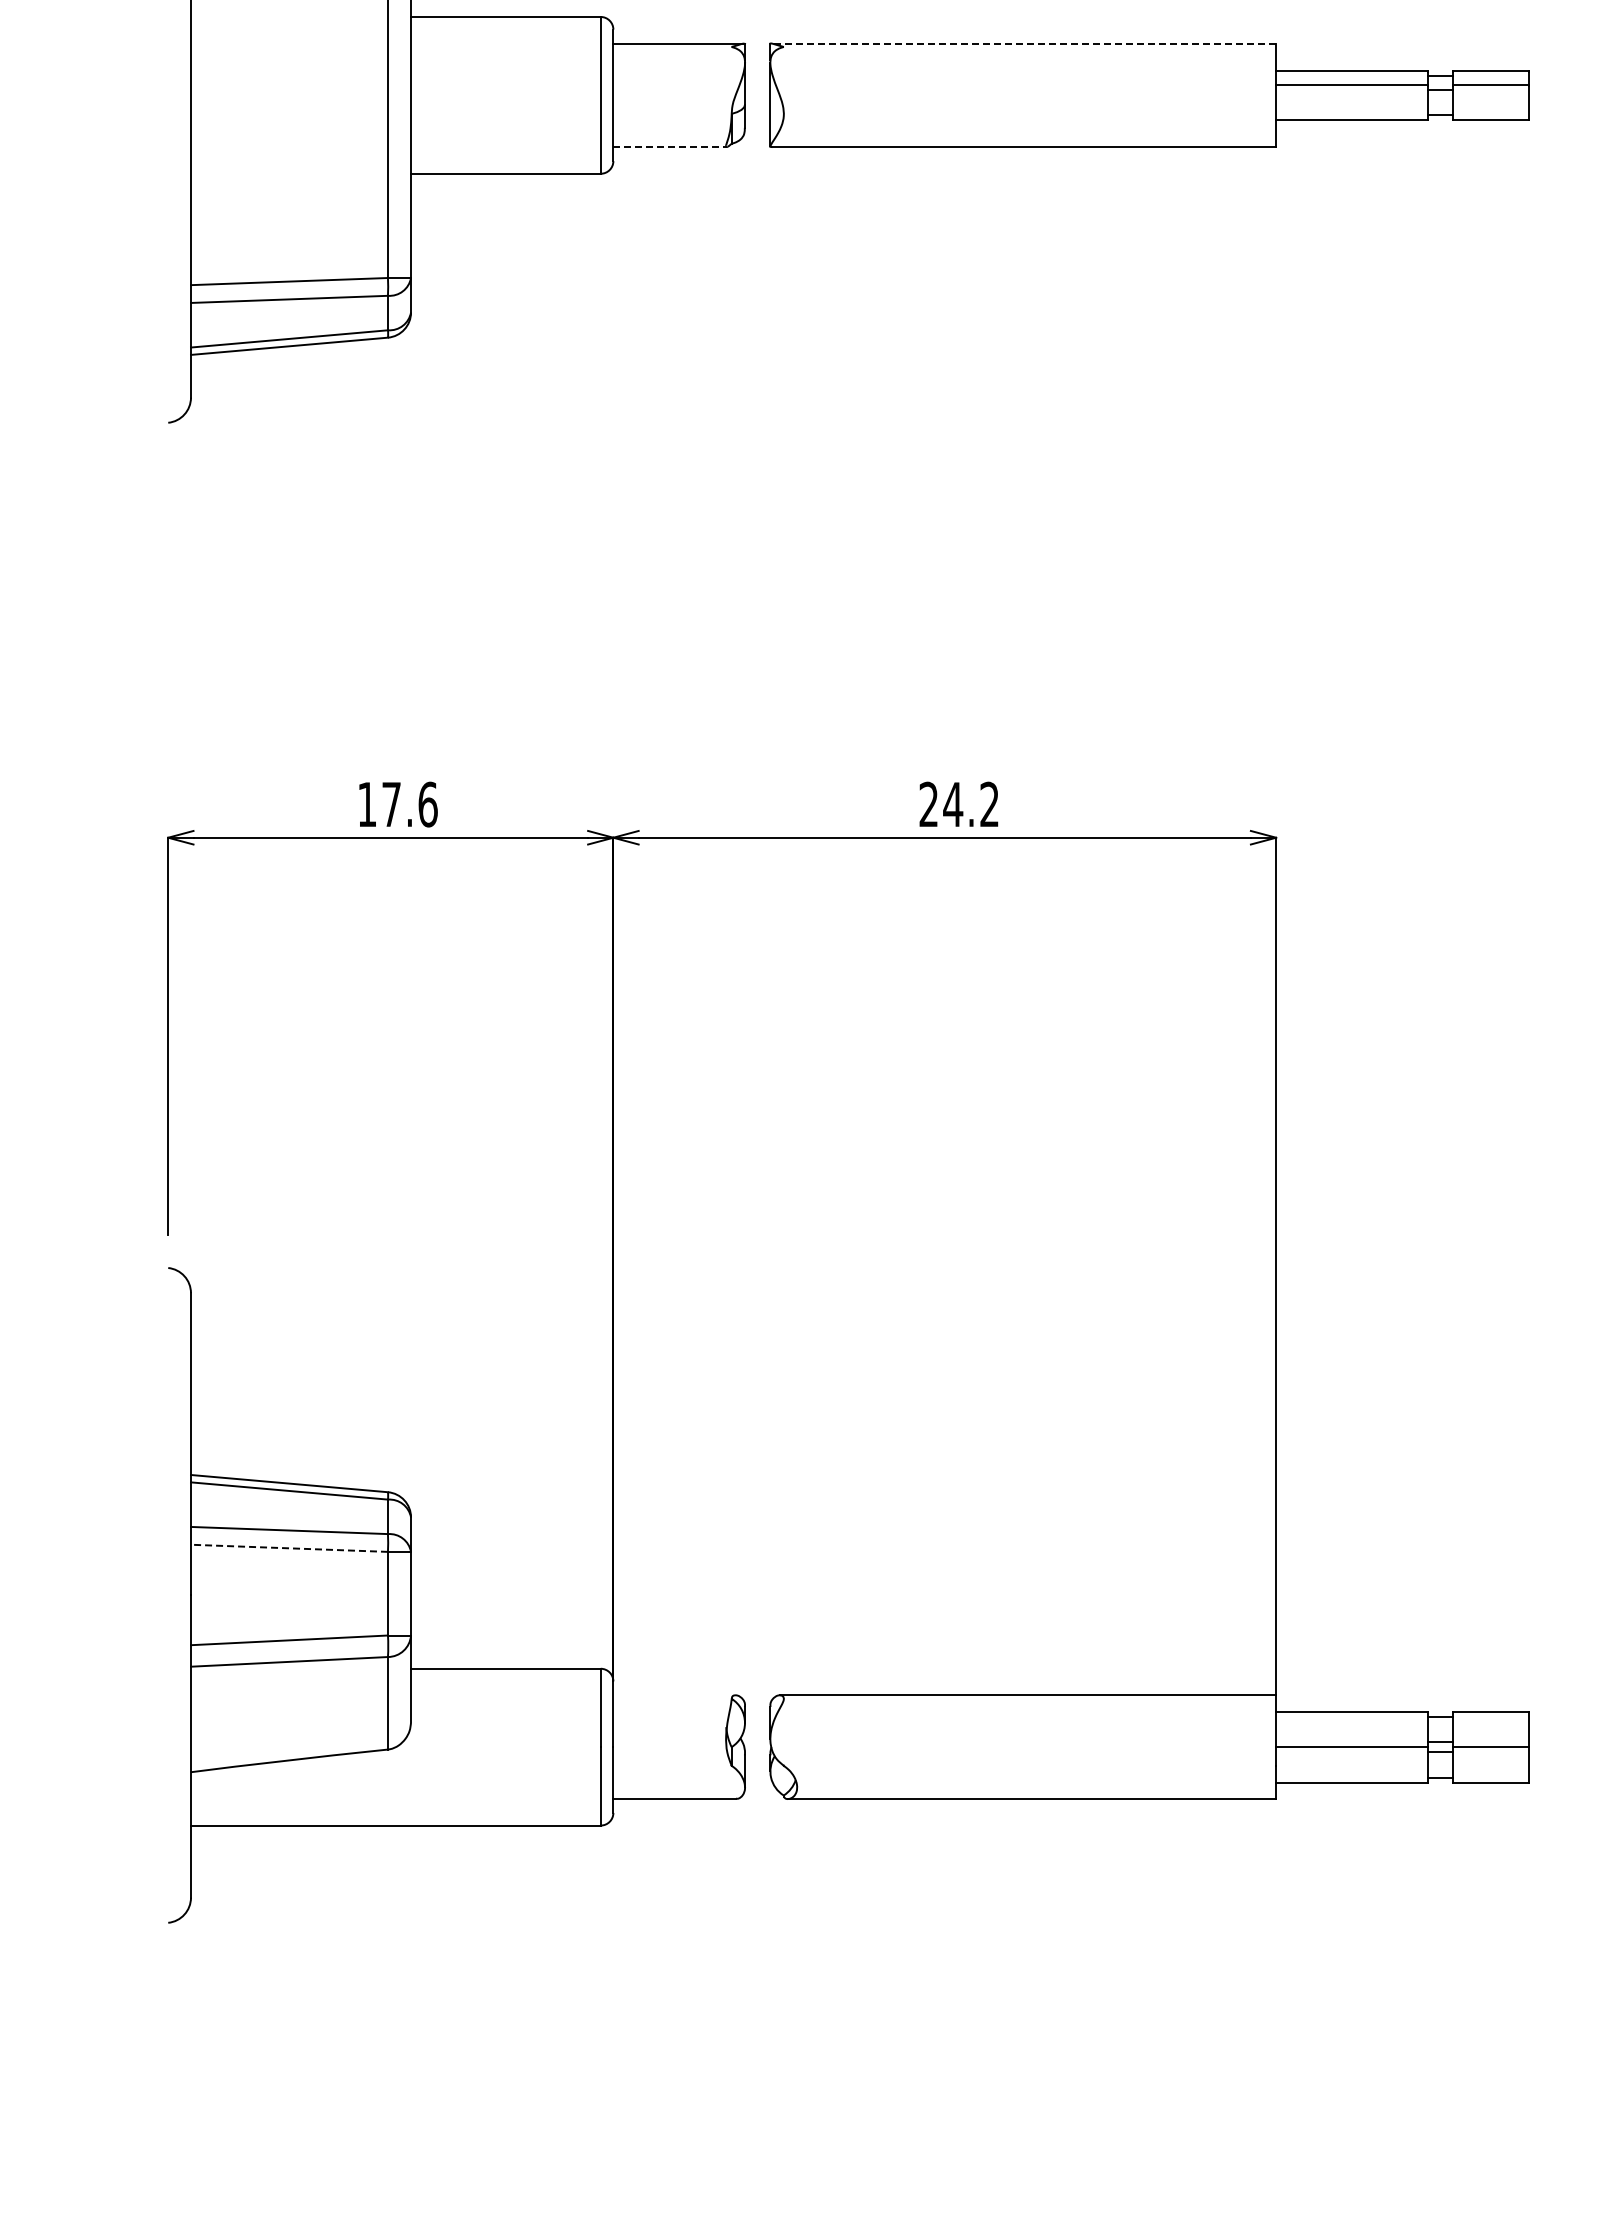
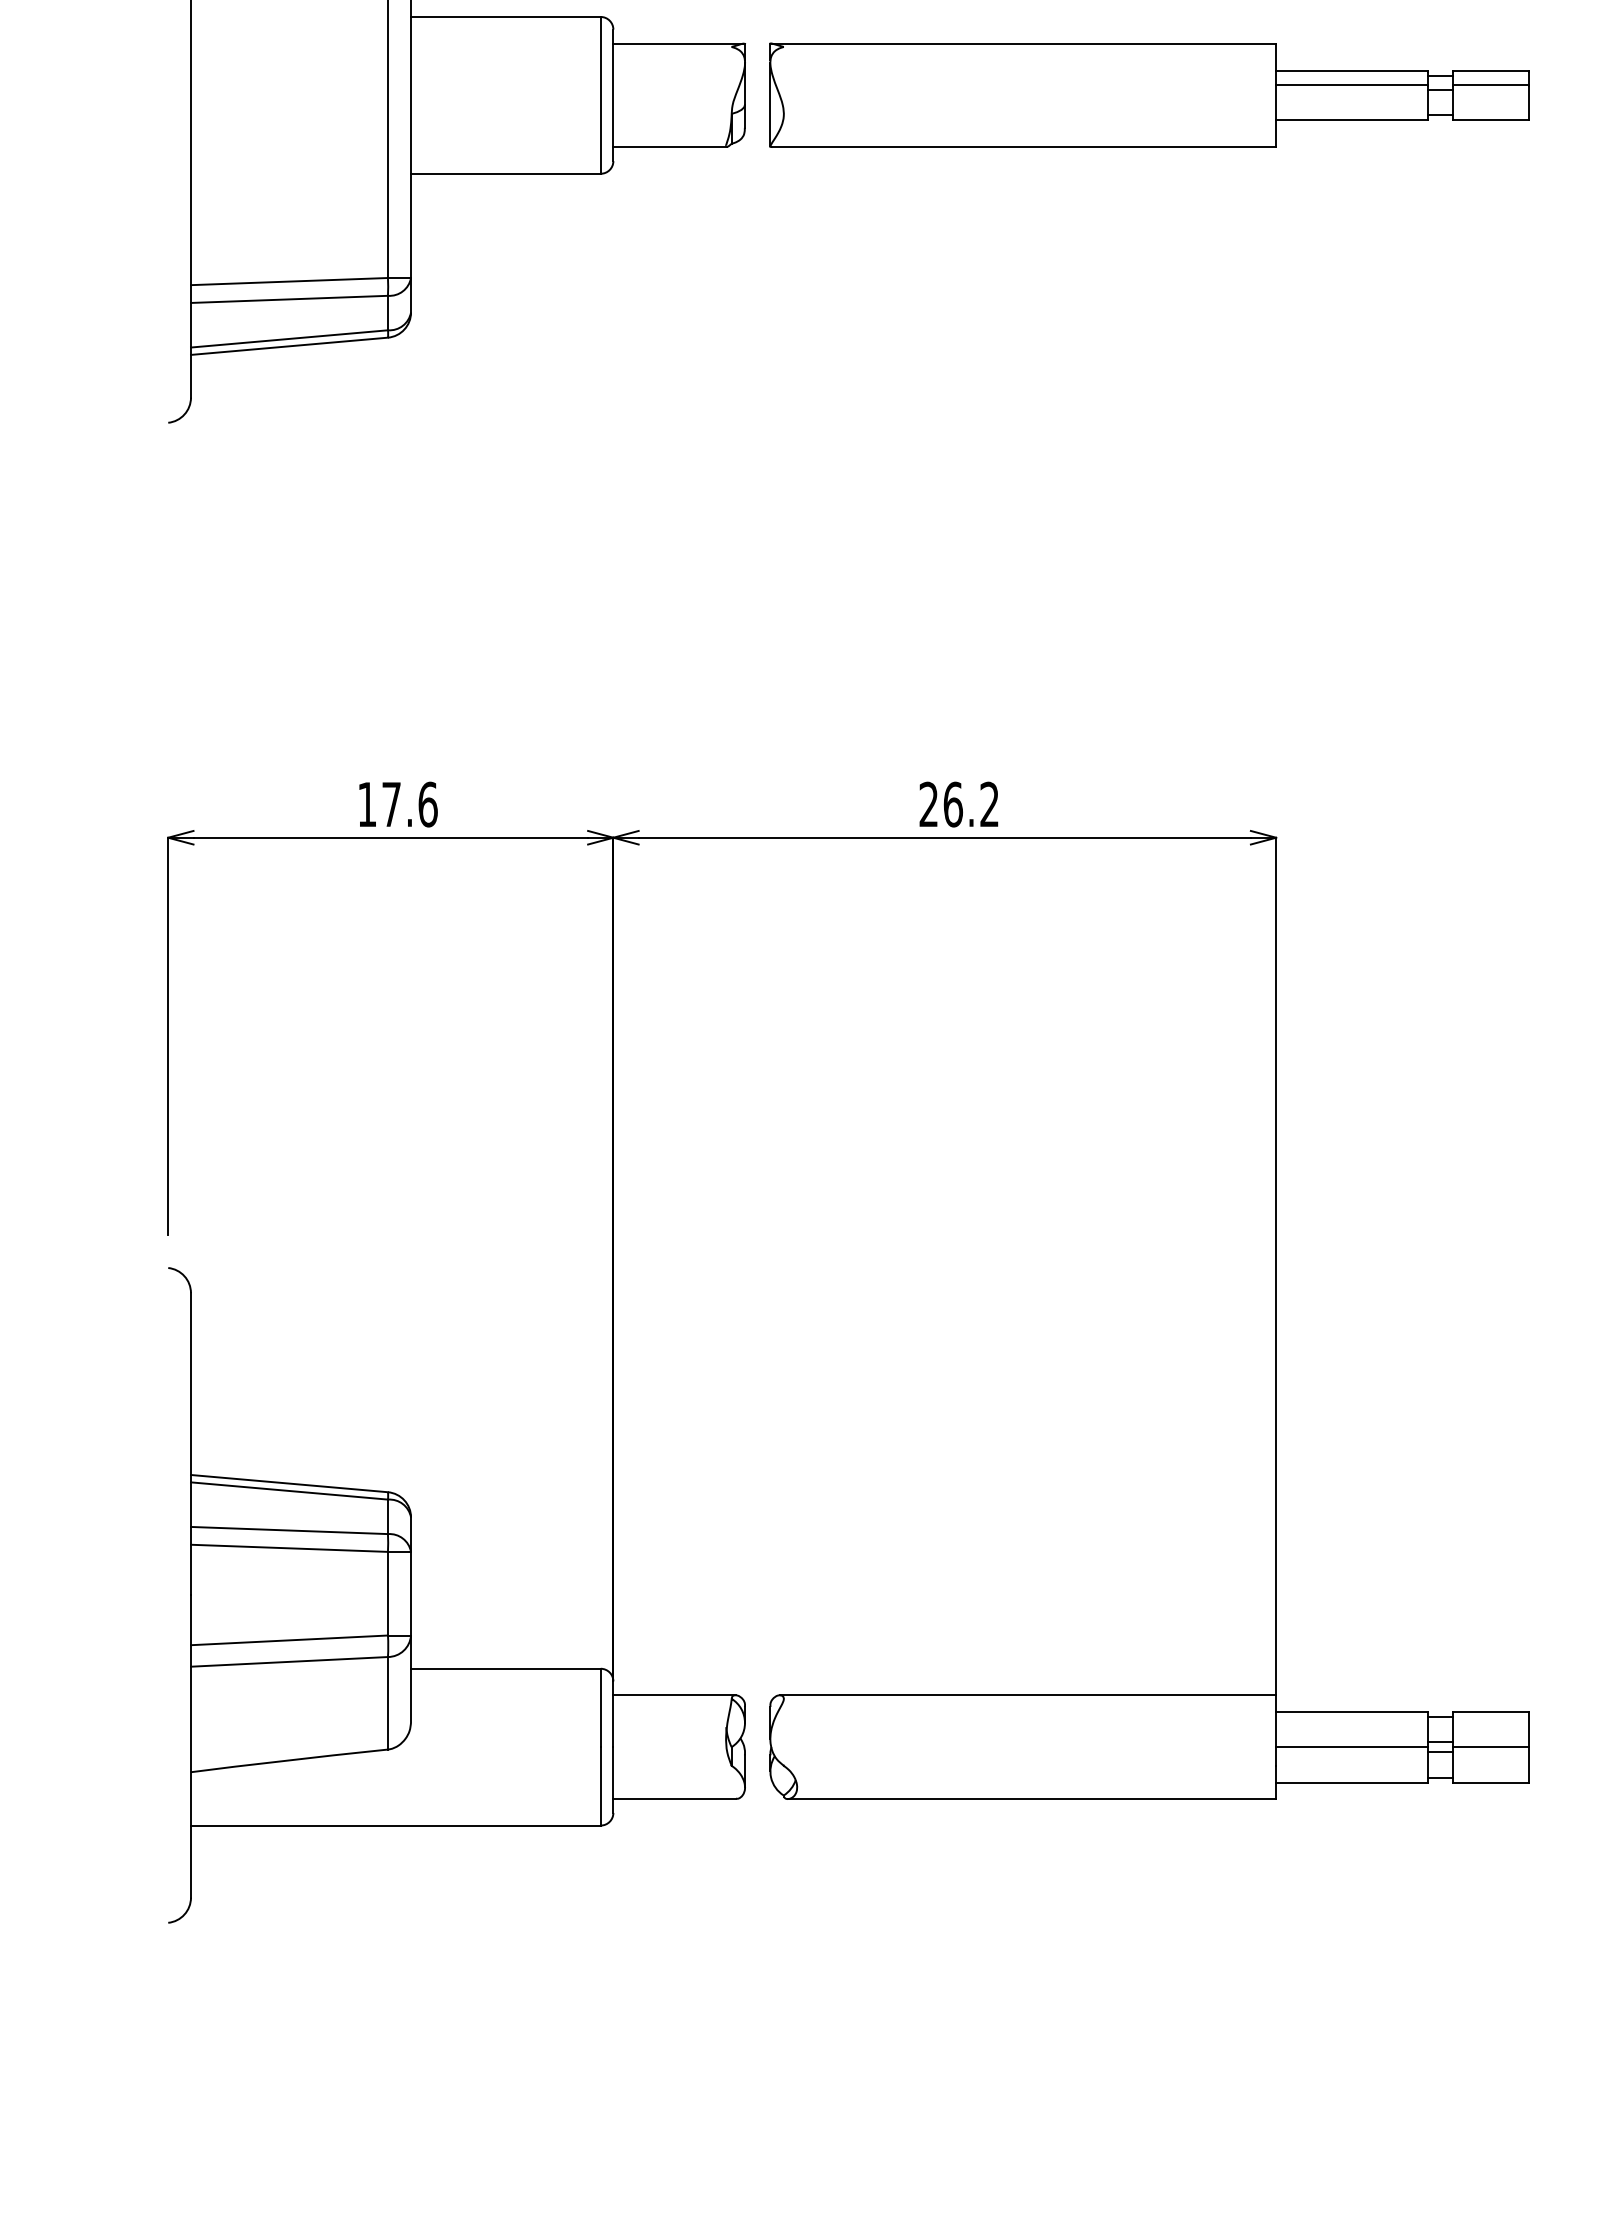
line: dashed -> solid (1023, 43)
line: dashed -> solid (670, 147)
text: 24.2 -> 26.2 (953, 804)
line: dashed -> solid (289, 1548)
line: none -> present (674, 1695)
